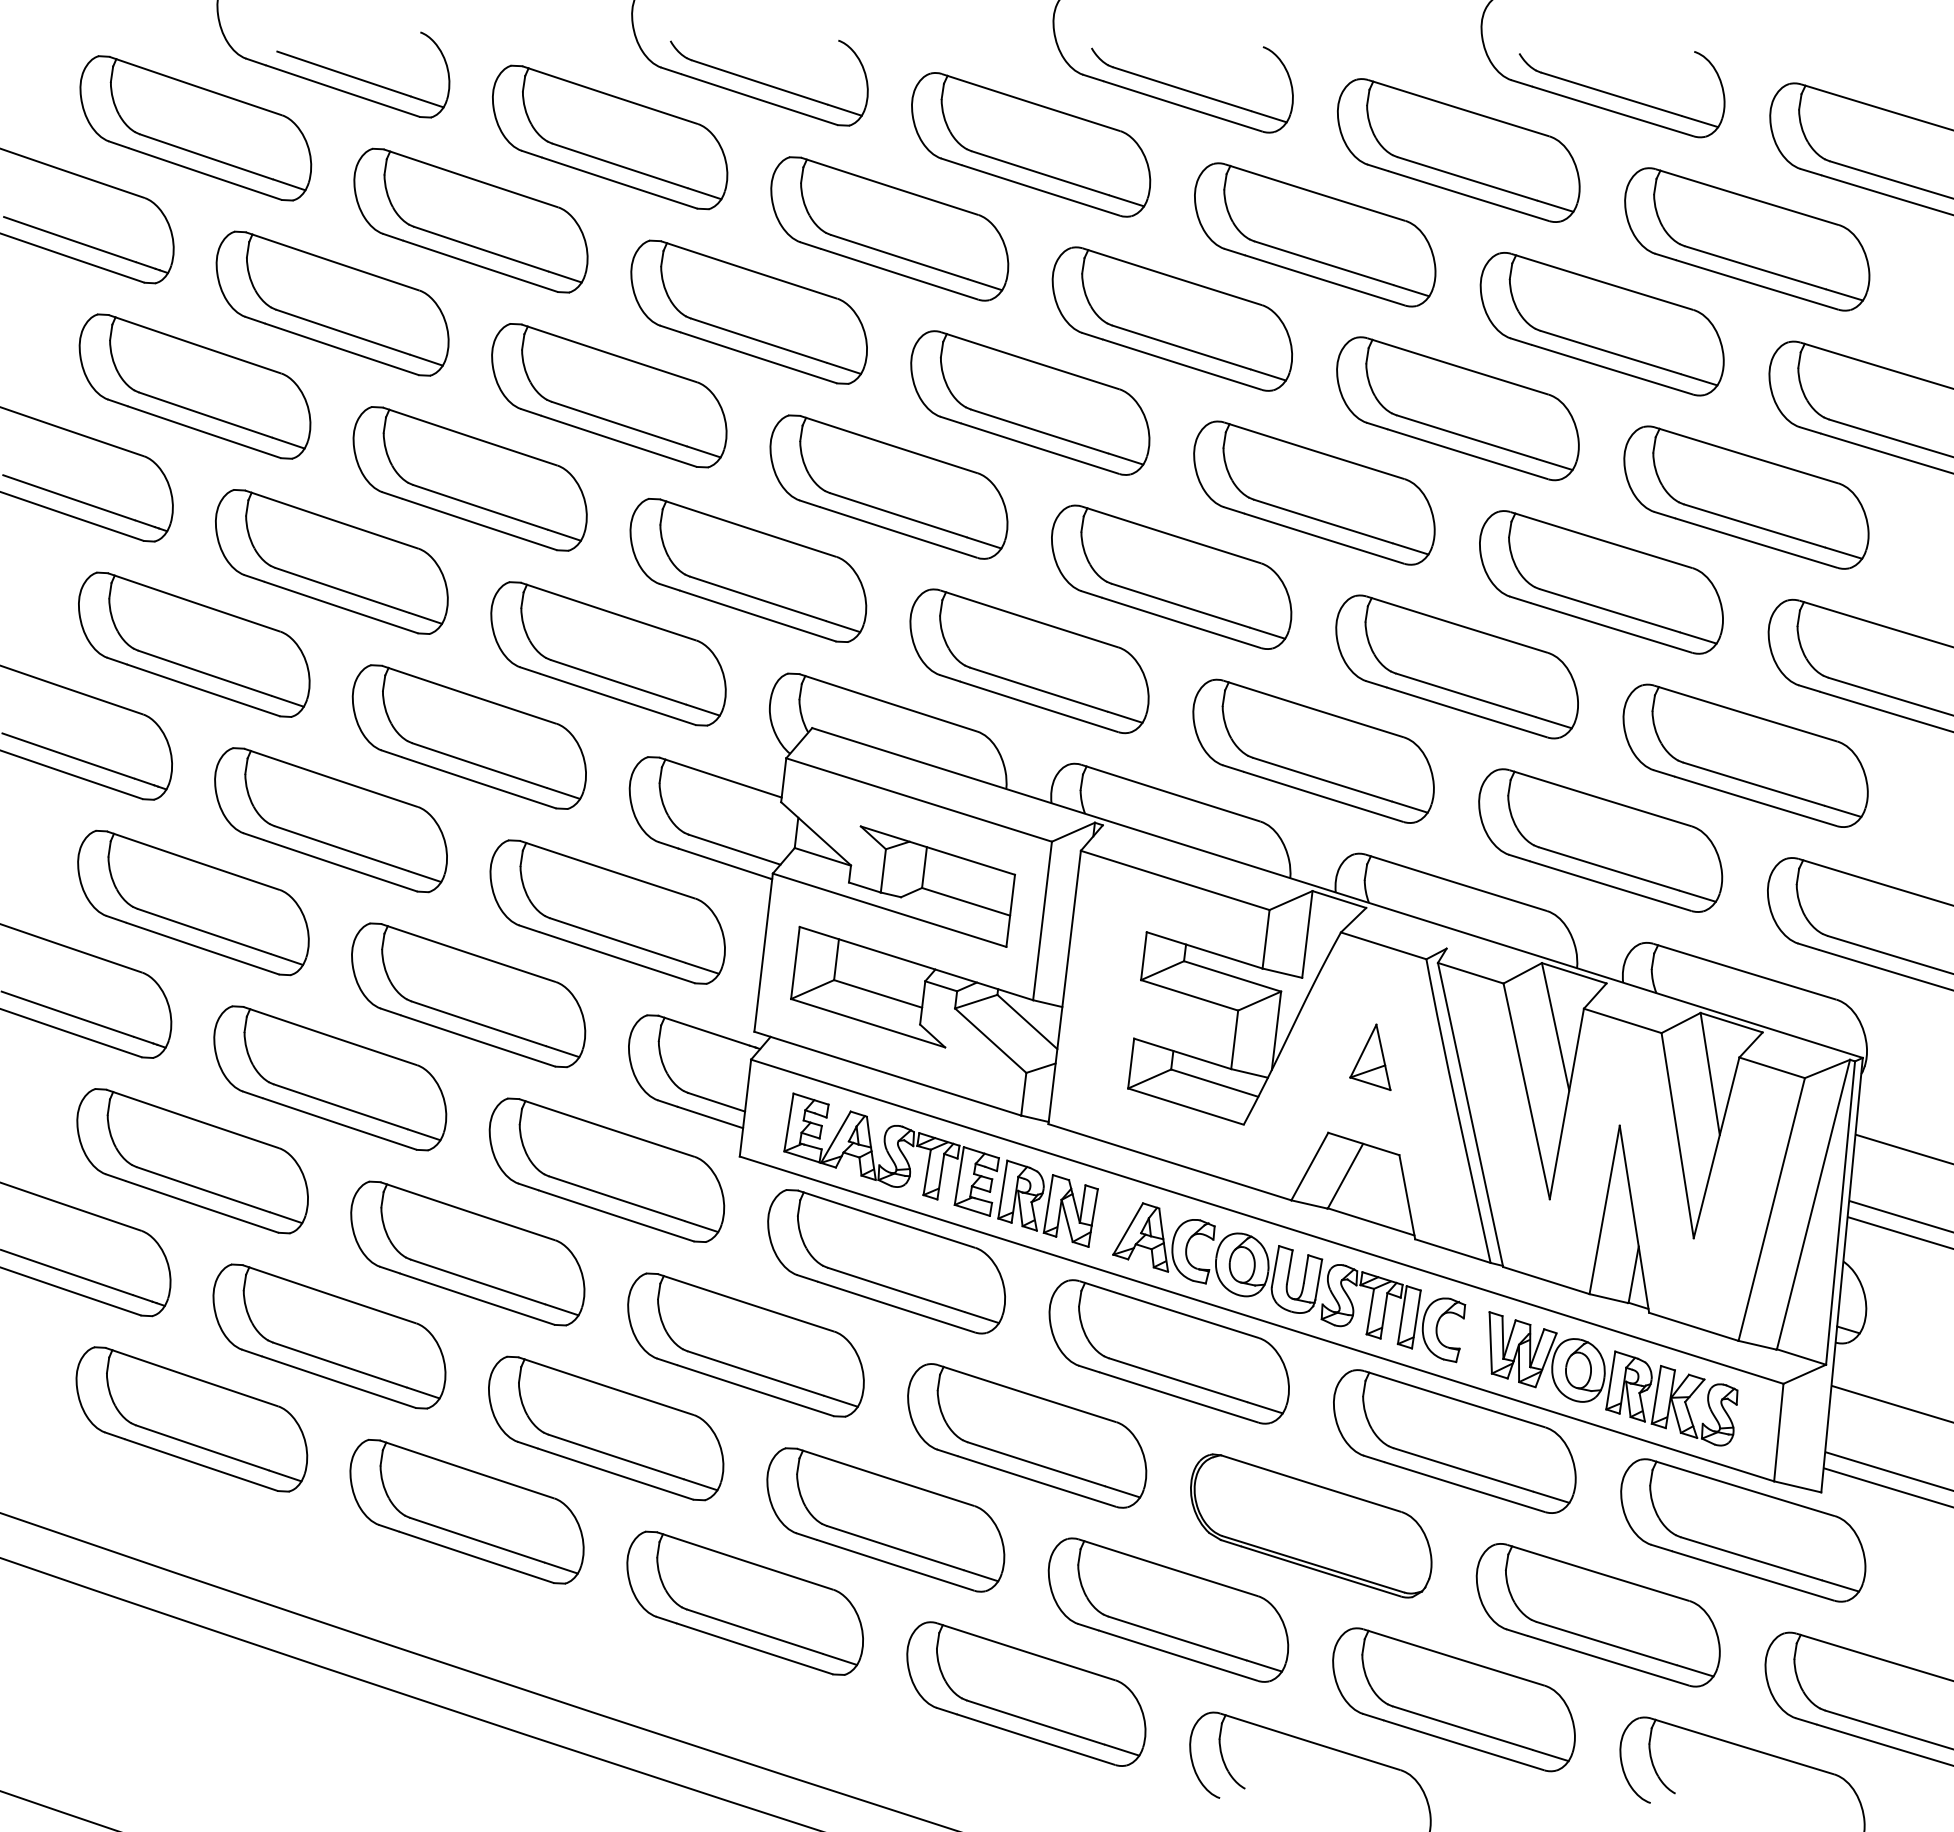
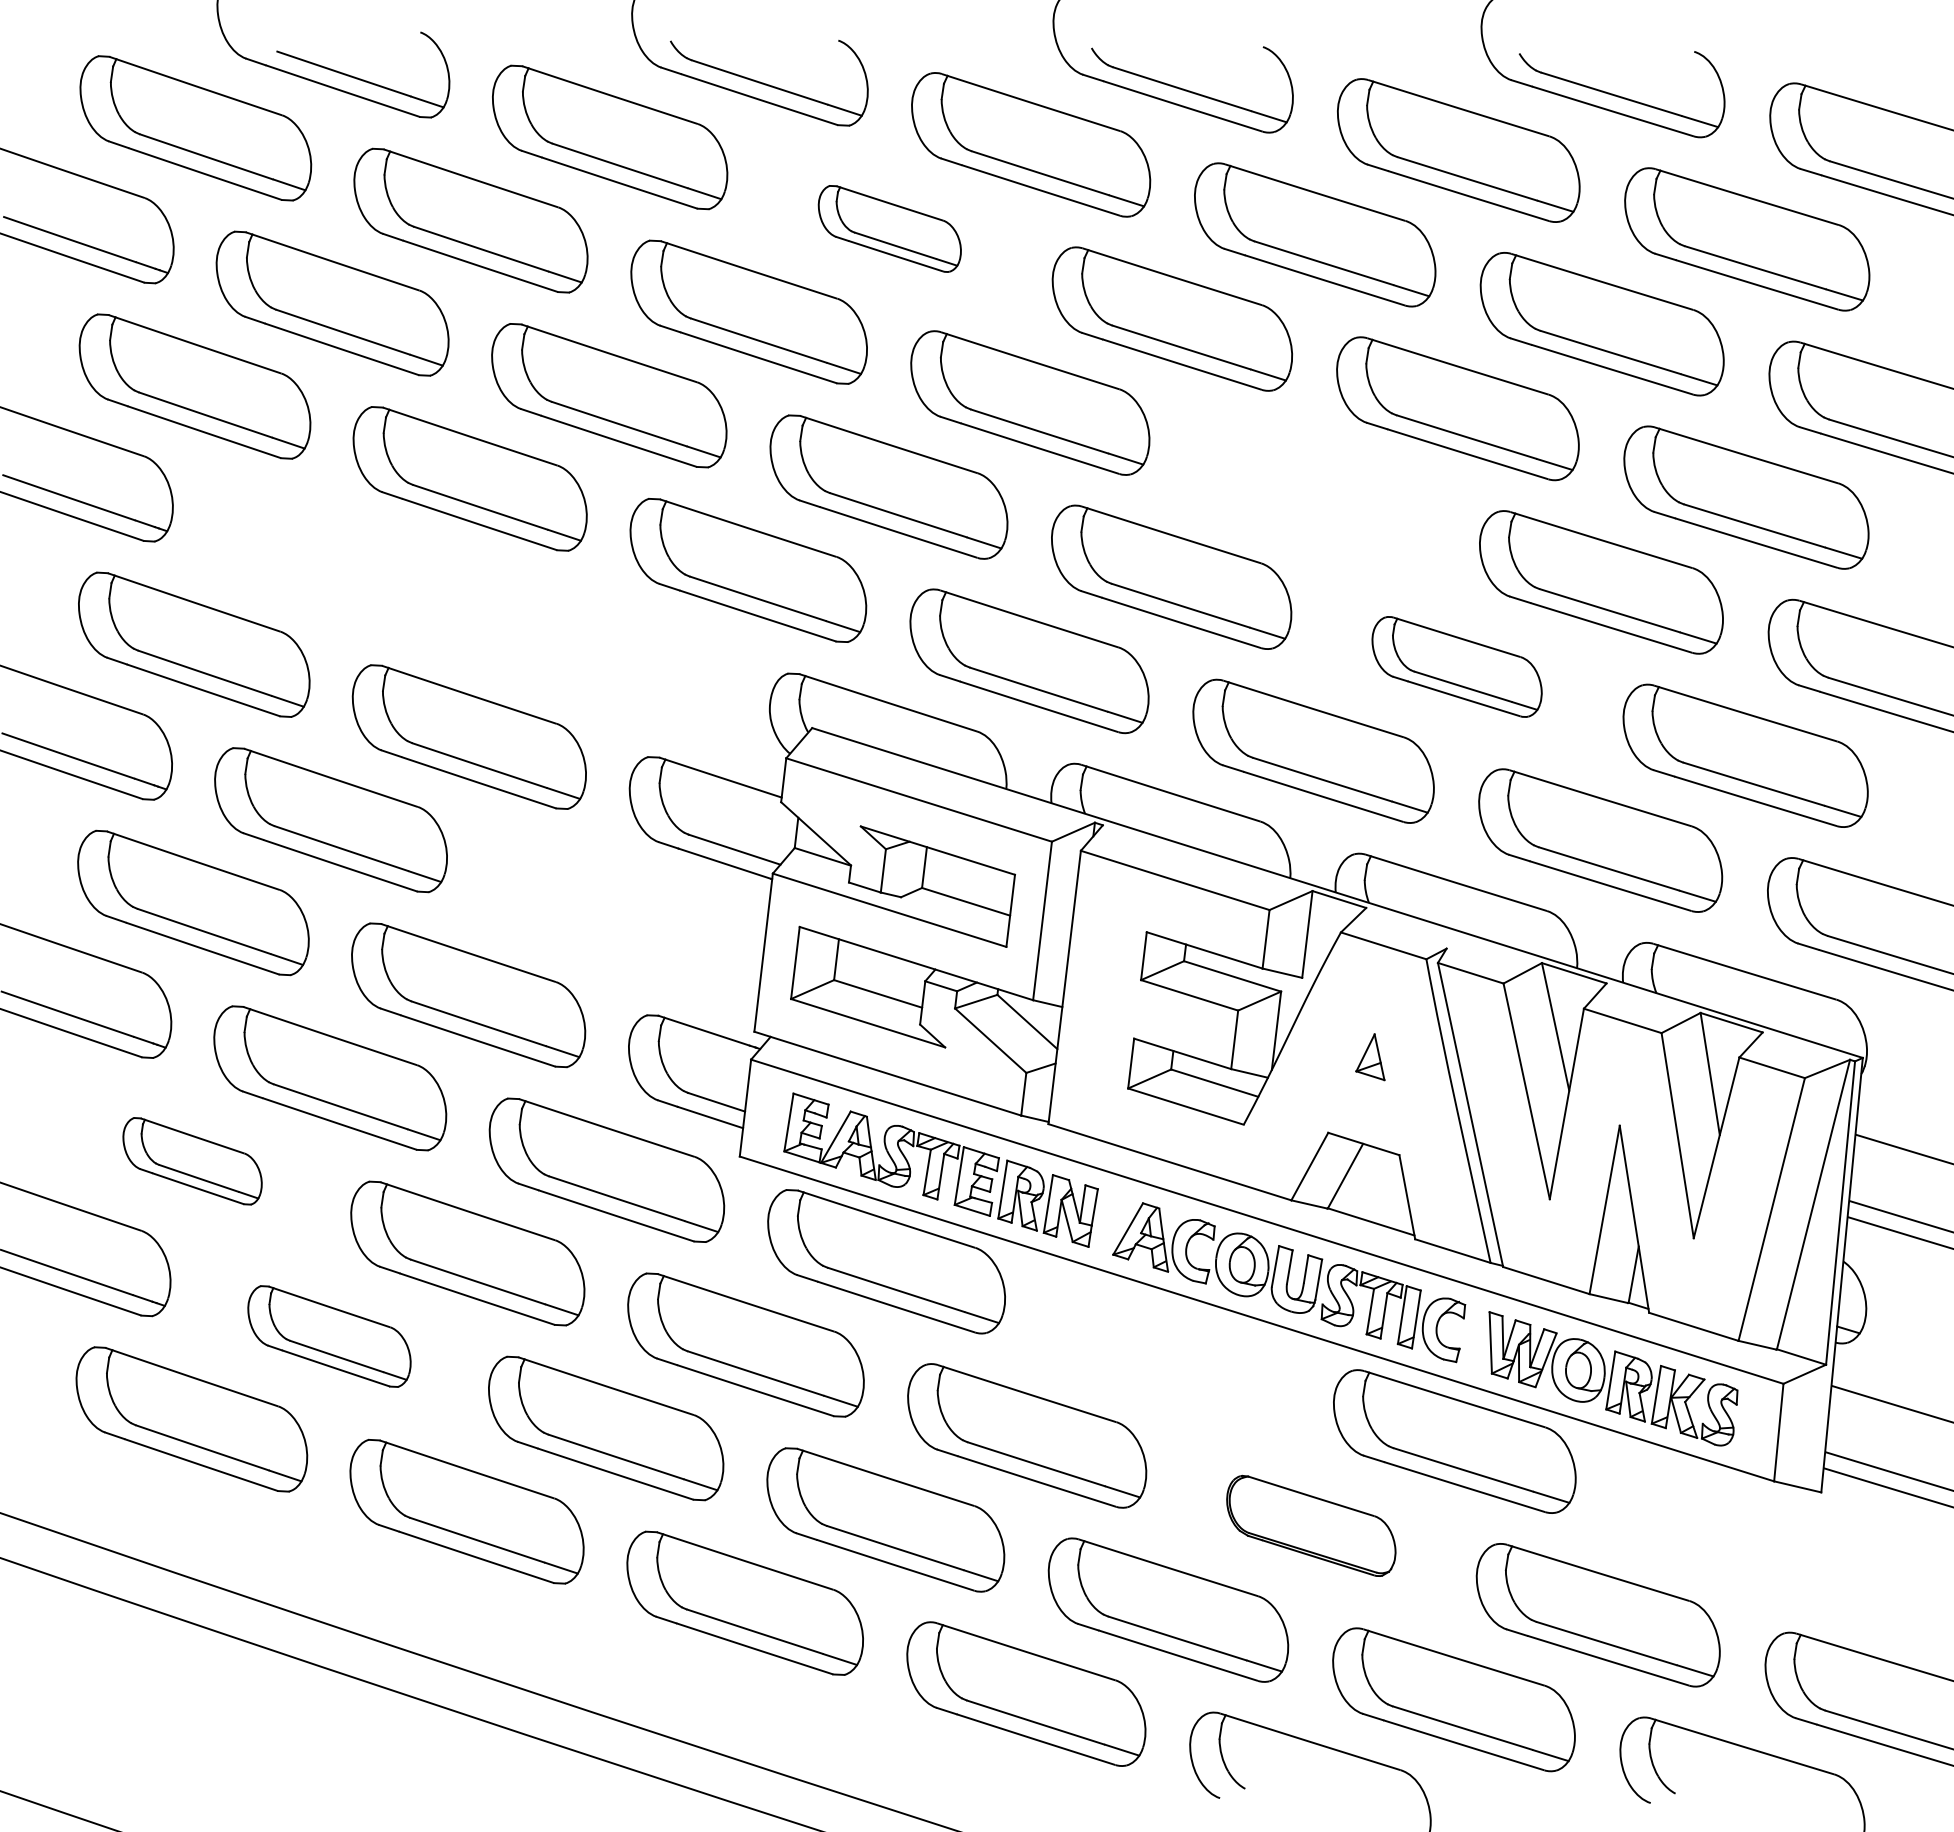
part size: 240x146 px -> 145x88 px (889, 228)
part: present -> none (1314, 492)
part: present -> none (331, 561)
part: present -> none (608, 653)
part size: 244x146 px -> 172x102 px (1456, 666)
part: present -> none (607, 911)
part size: 43x68 px -> 31x49 px (1370, 1057)
part size: 233x147 px -> 141x89 px (192, 1161)
part size: 235x147 px -> 165x103 px (329, 1336)
part: present -> none (1168, 1351)
part size: 243x146 px -> 171x103 px (1311, 1525)
part: present -> none (1743, 1530)
